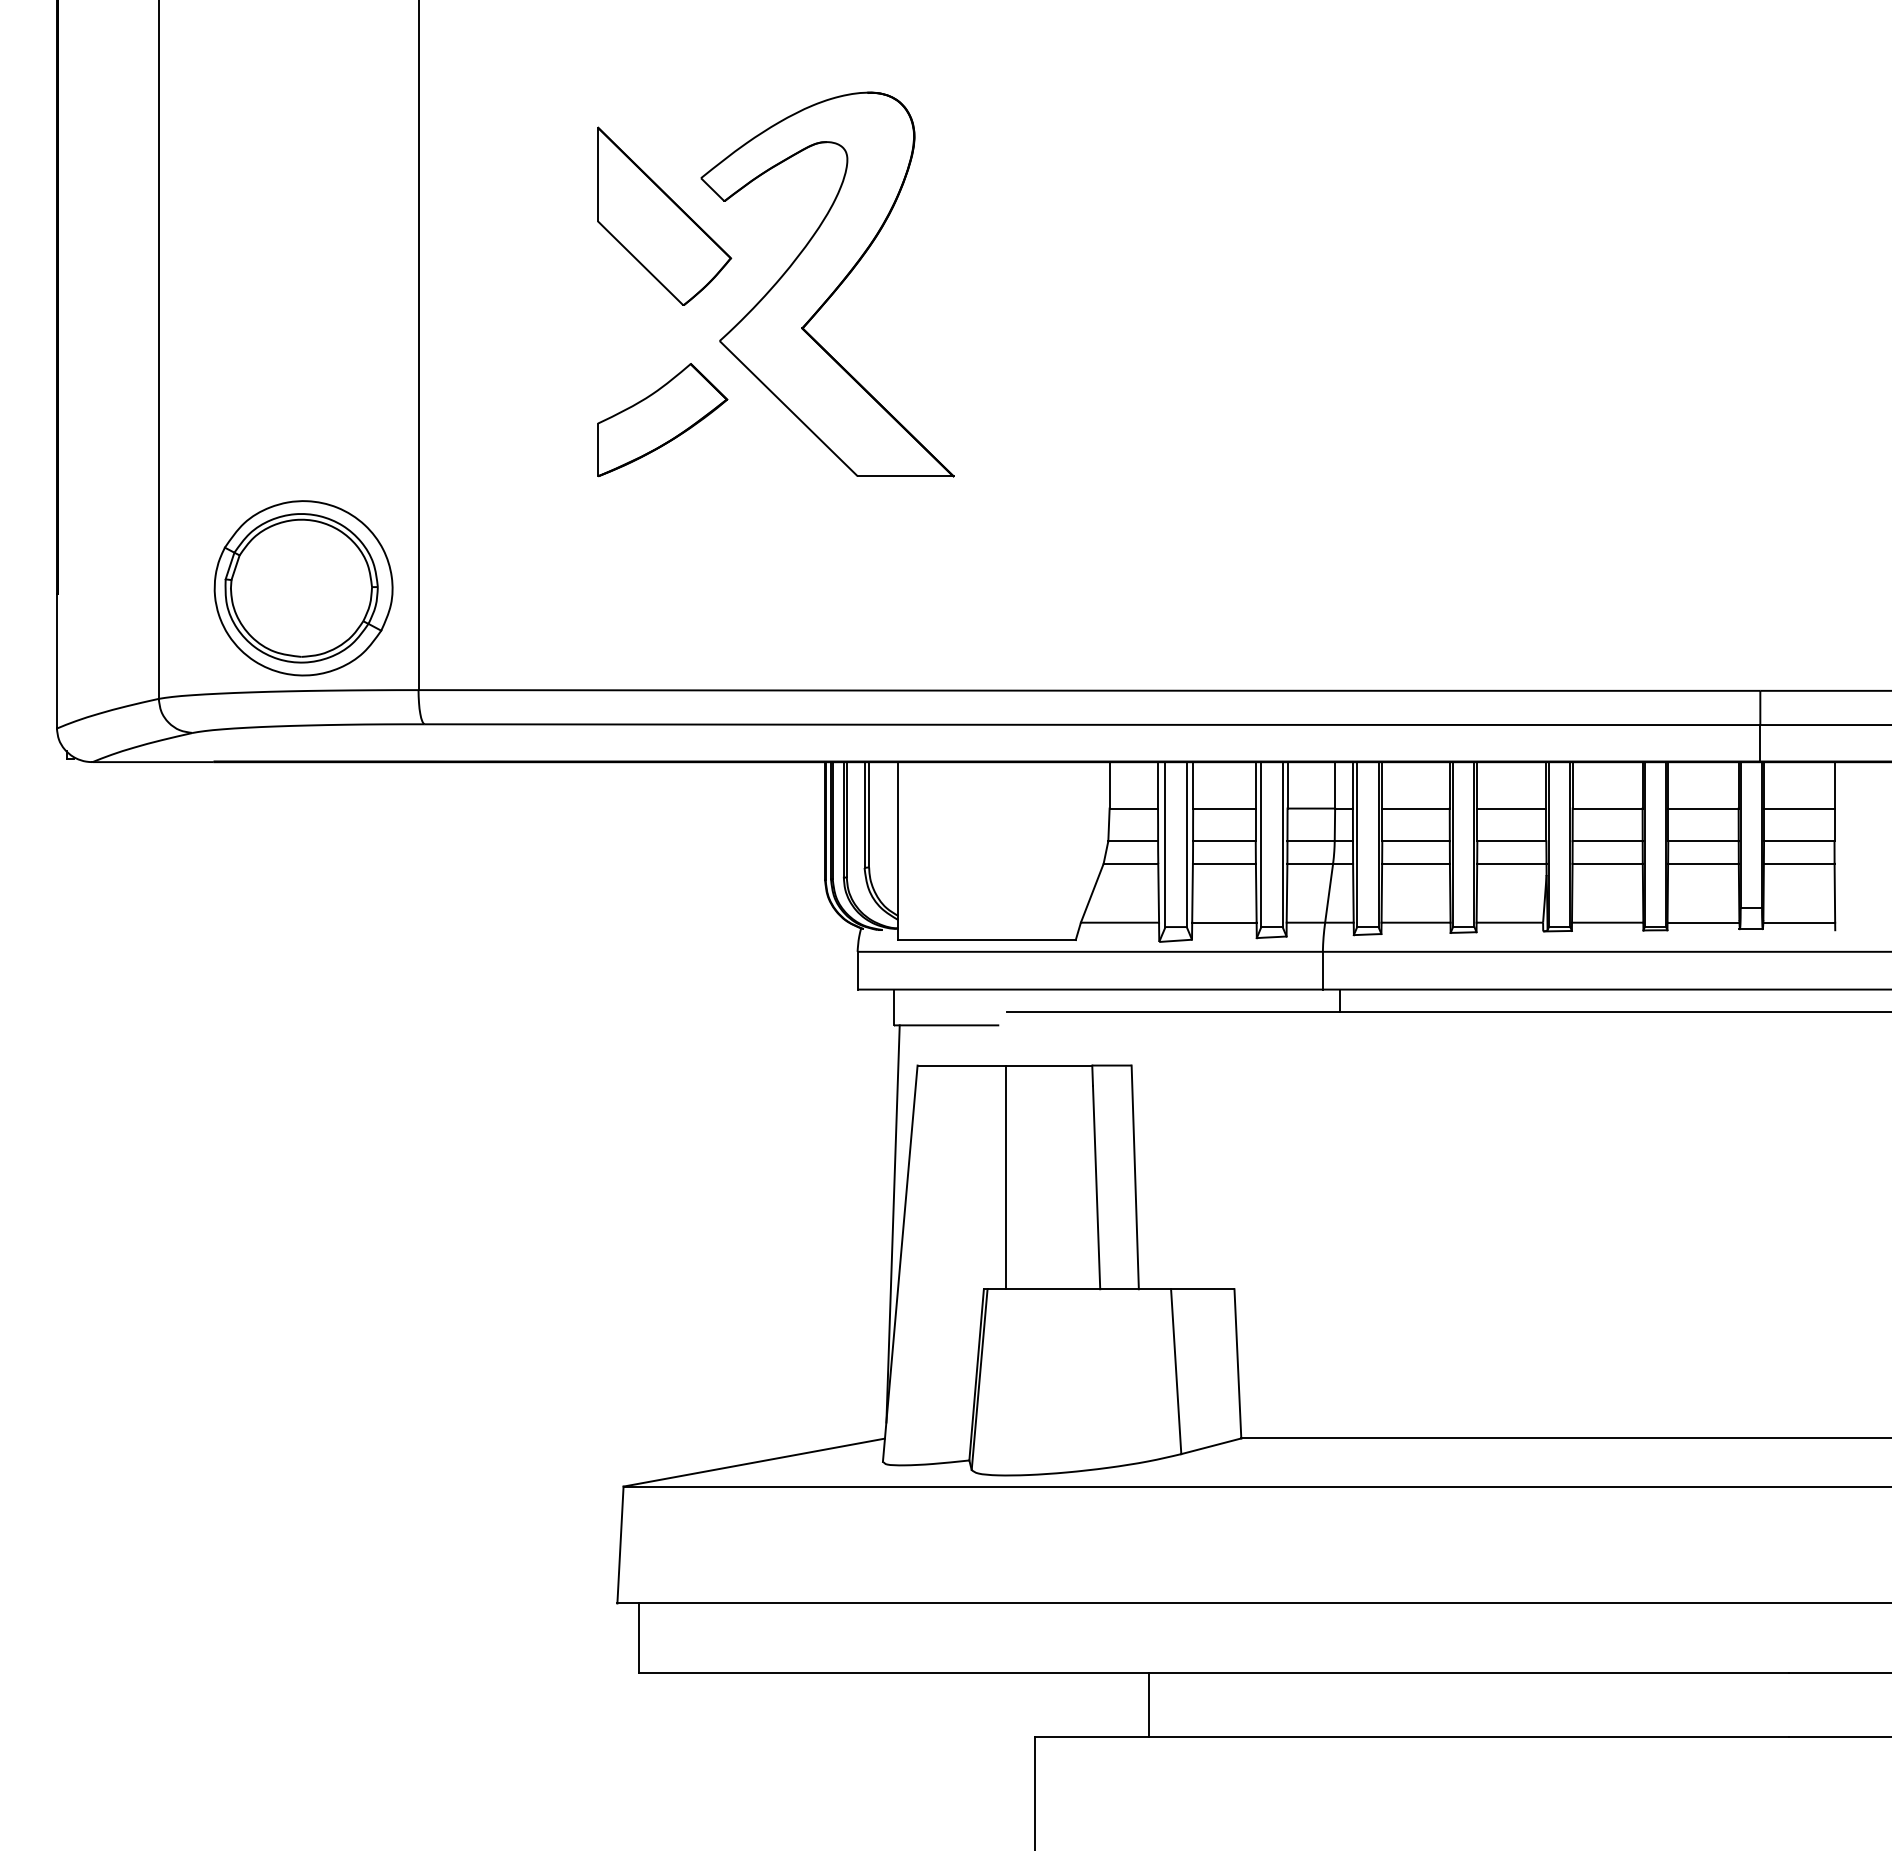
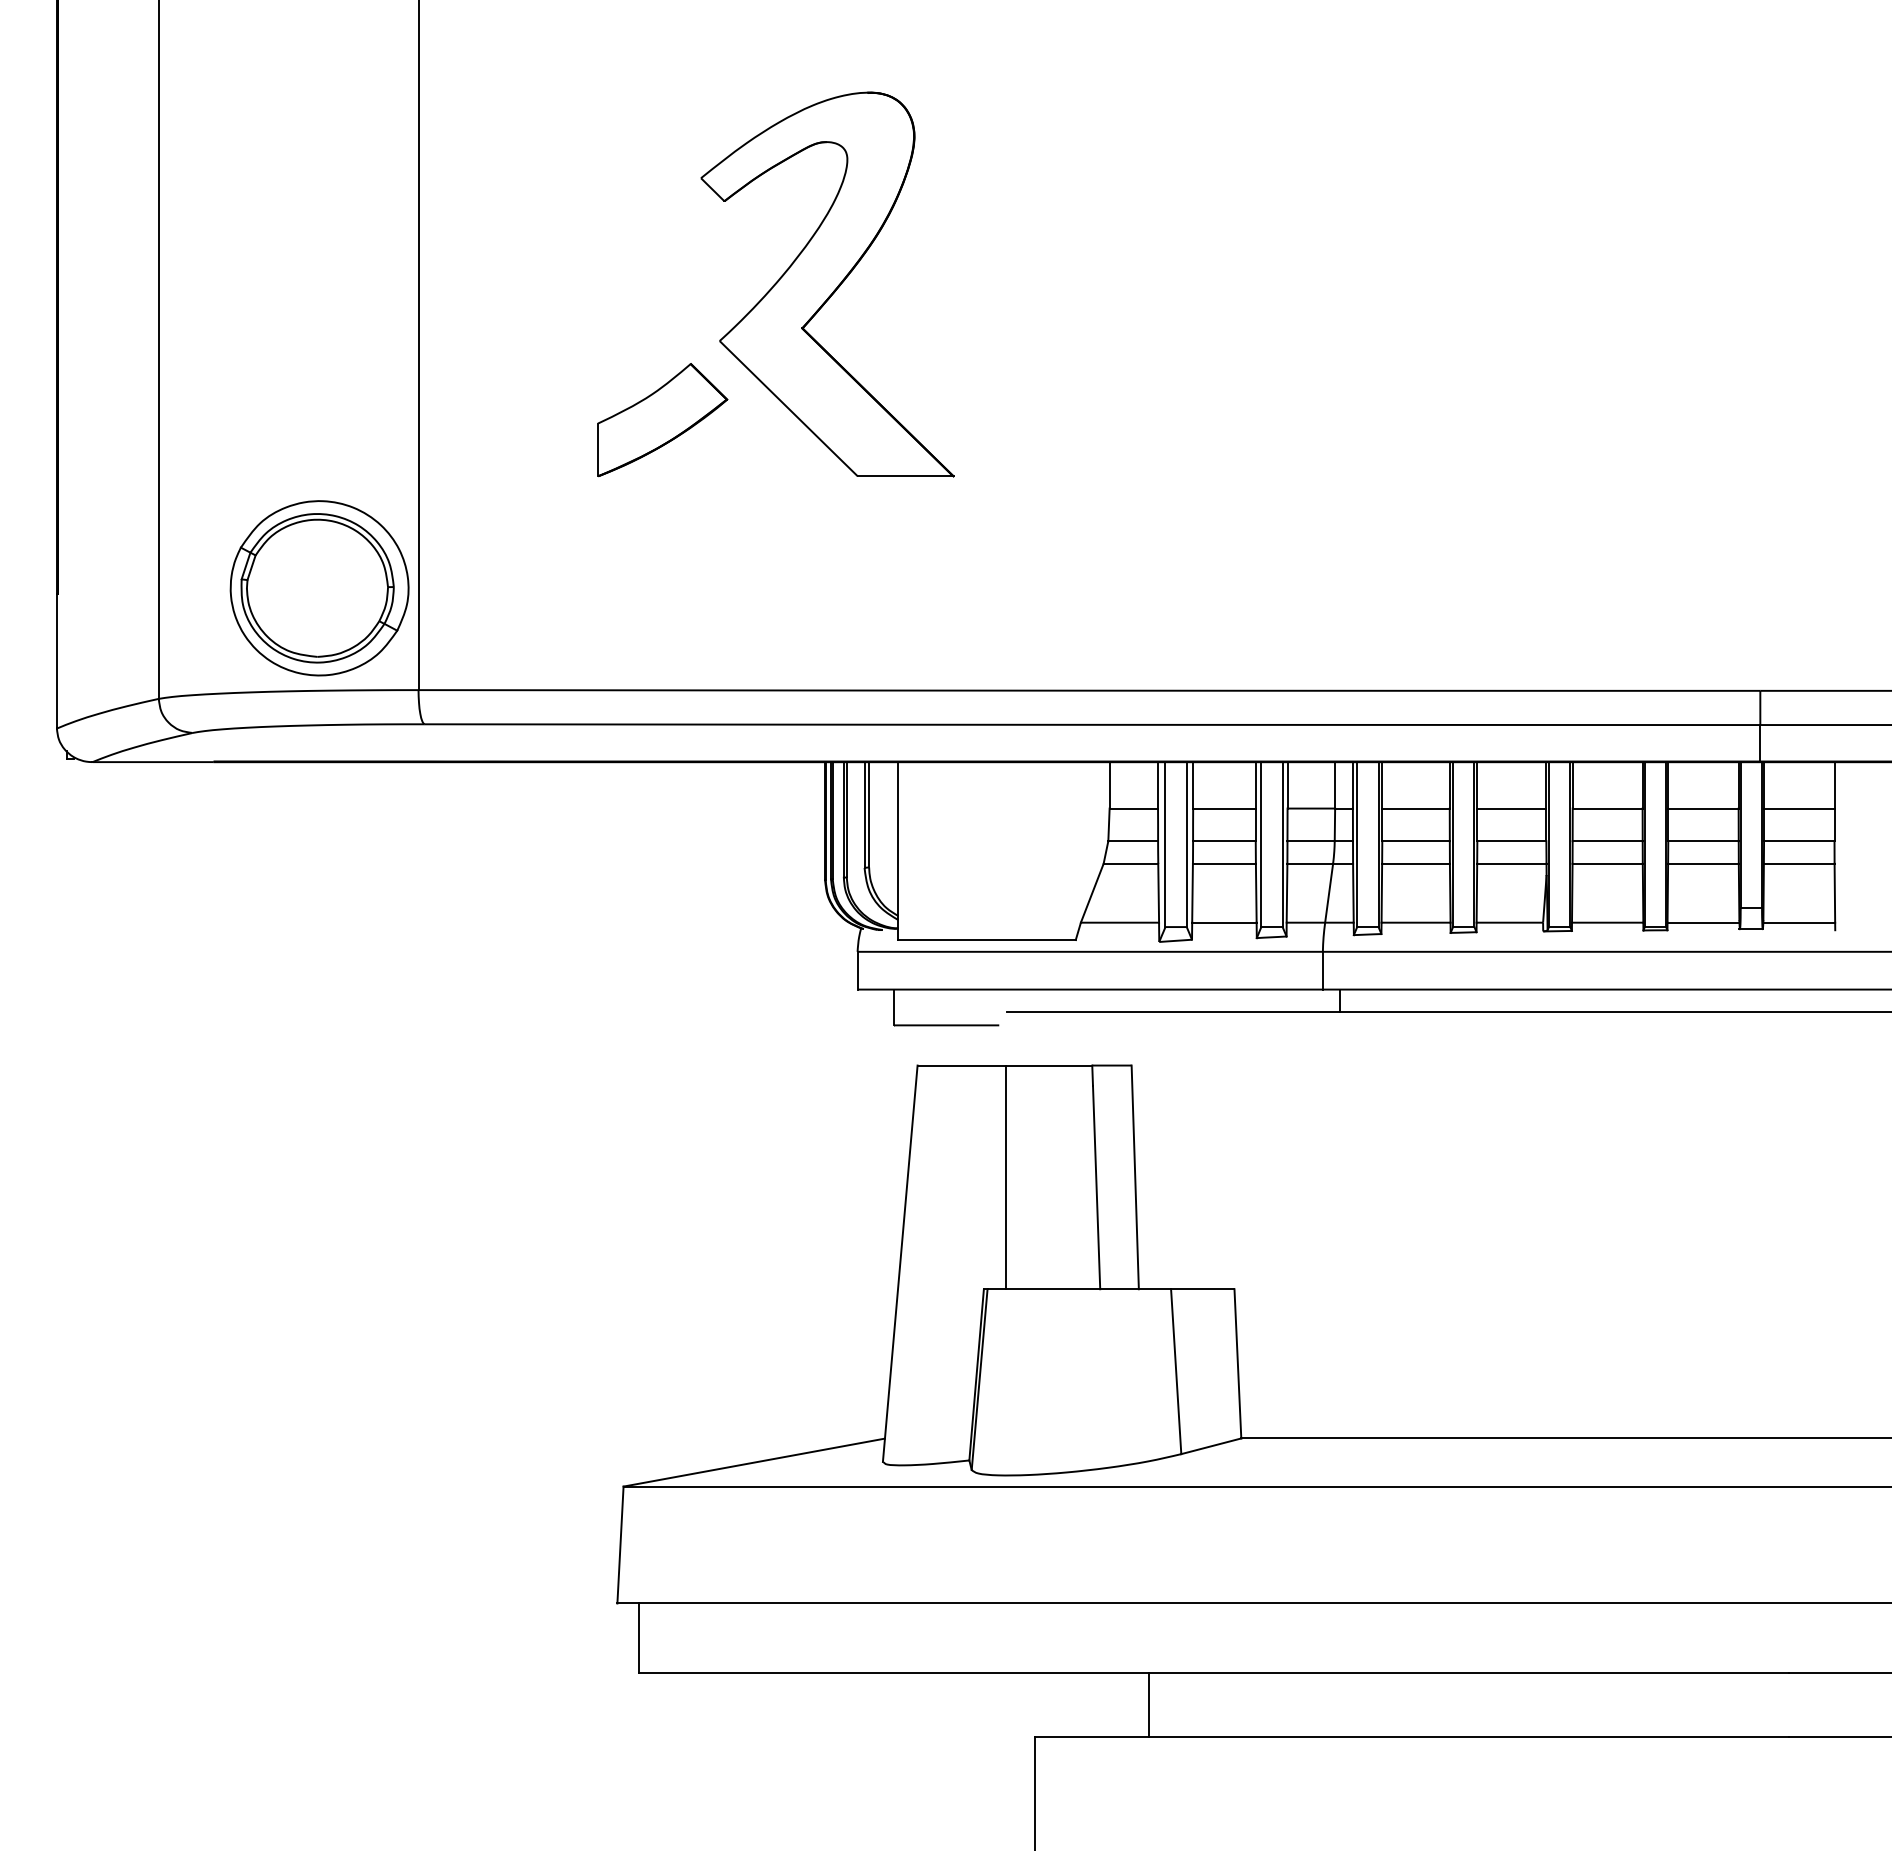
part: present -> none (664, 215)
part position: (303, 588) -> (319, 588) (319, 588)
line: present -> none (892, 1223)
